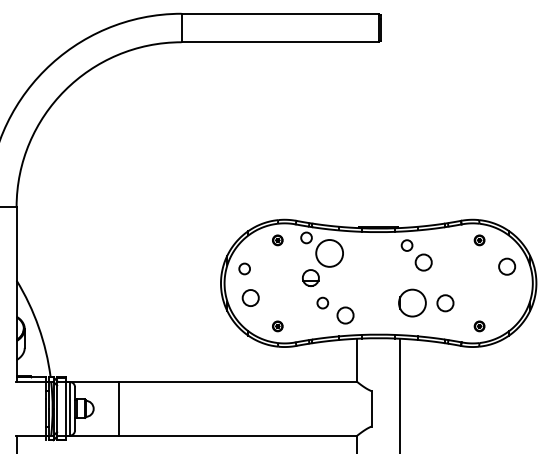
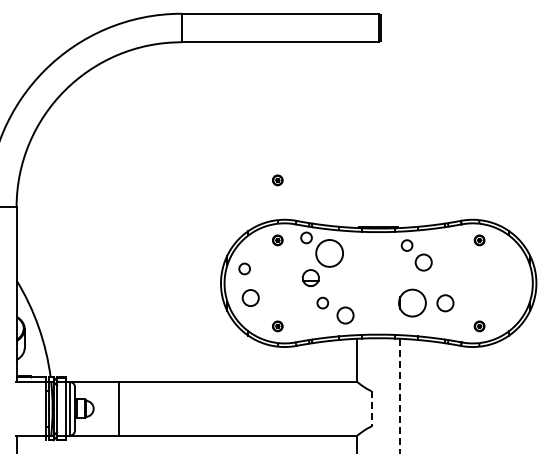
part: none -> present (277, 180)
circle: present -> none (507, 266)
line: solid -> dashed (400, 396)
line: solid -> dashed (371, 408)
